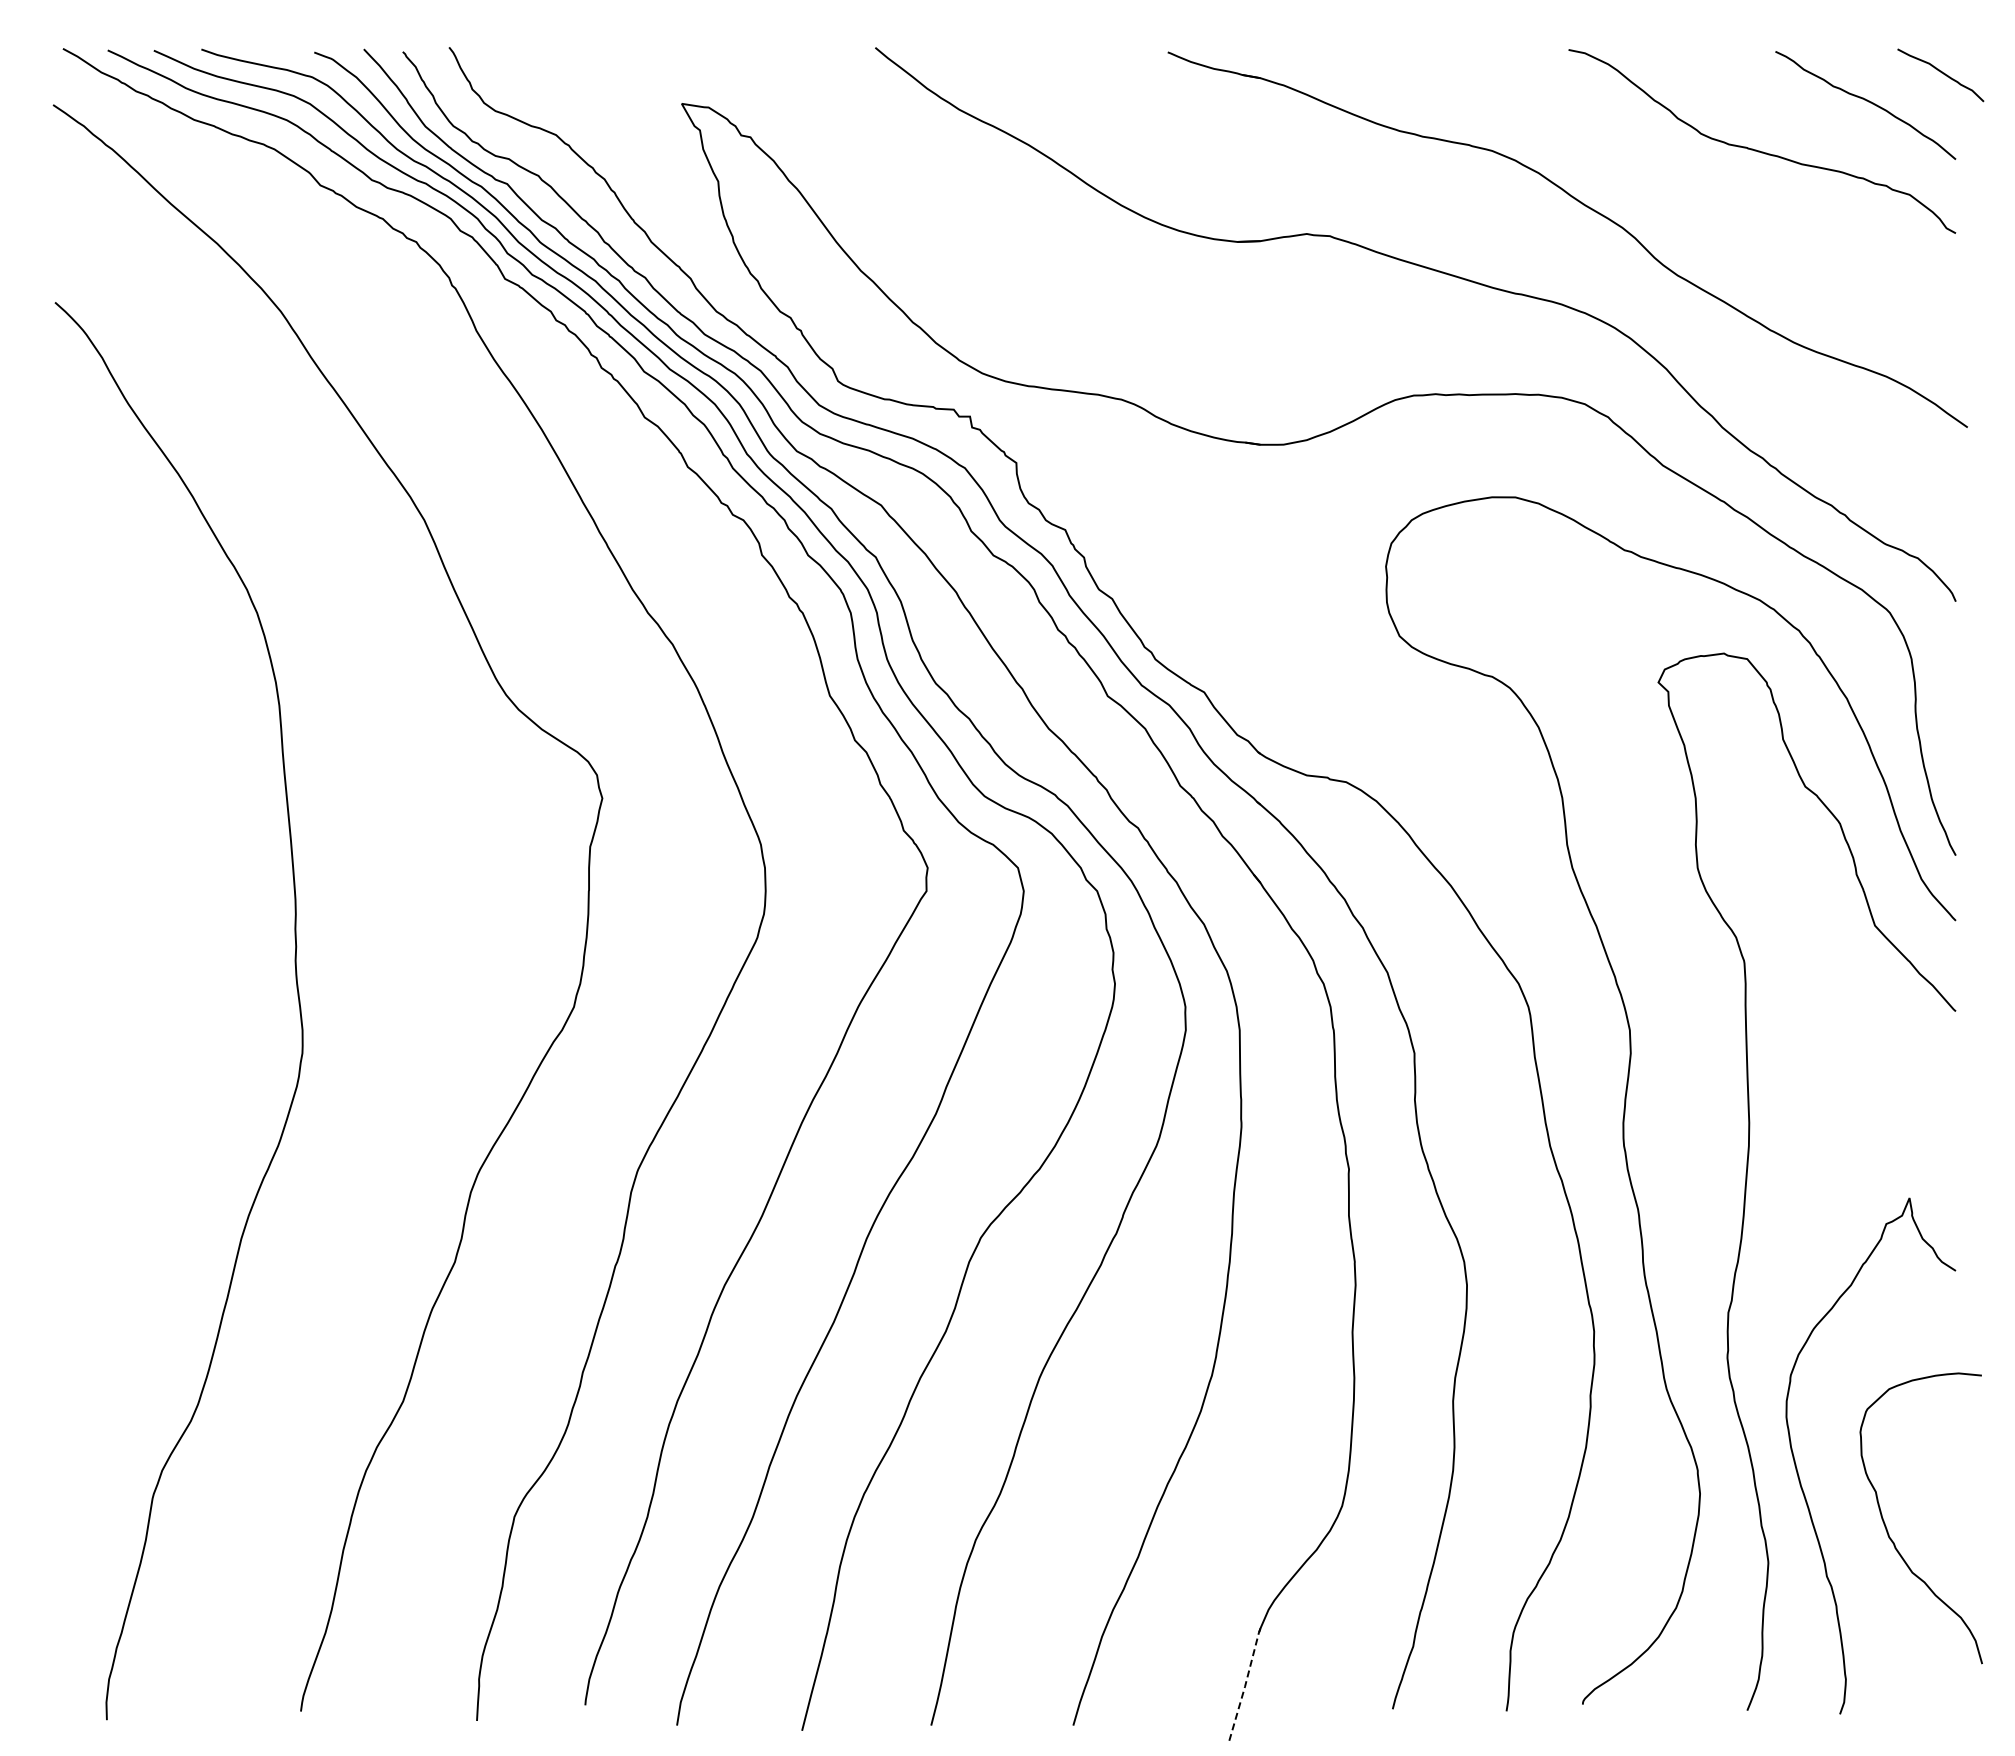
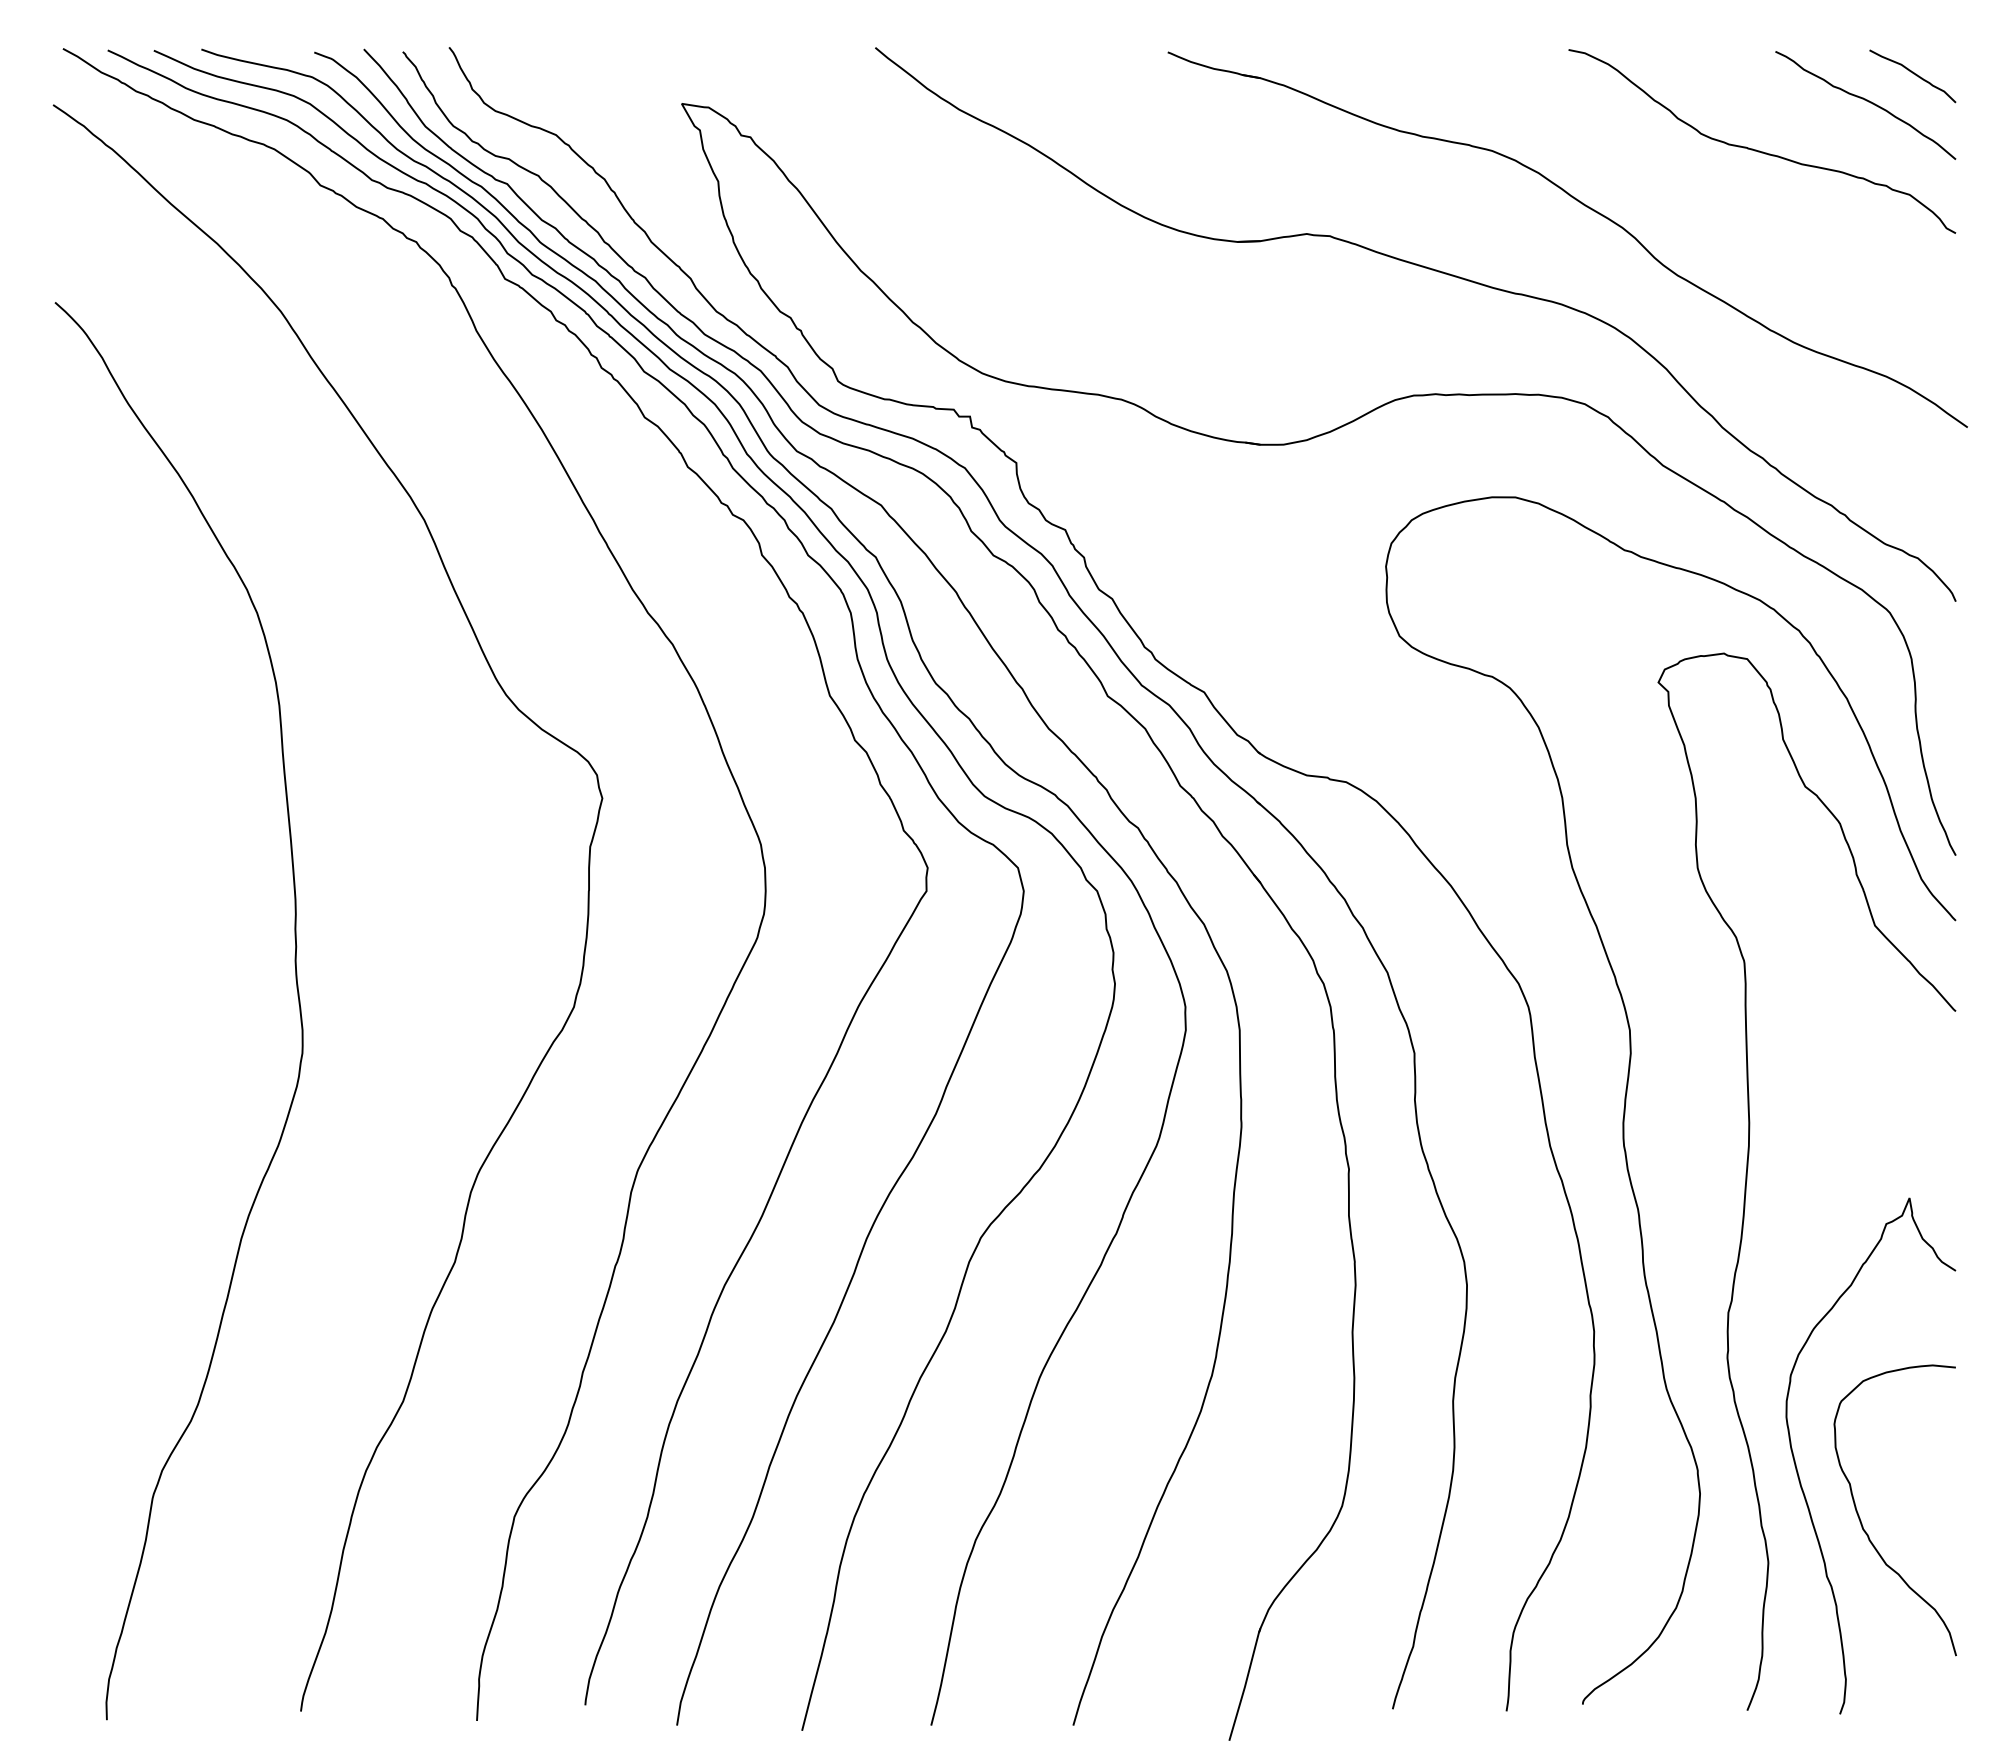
curve position: (1941, 73) -> (1913, 74) (1913, 74)
curve position: (1887, 1528) -> (1861, 1520) (1861, 1520)
line: dashed -> solid (1245, 1684)
